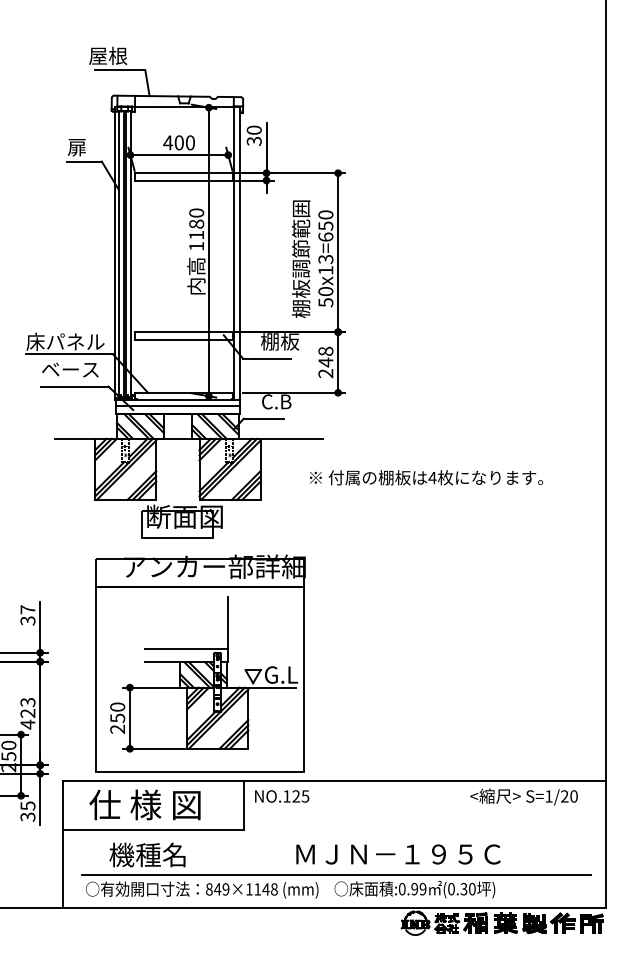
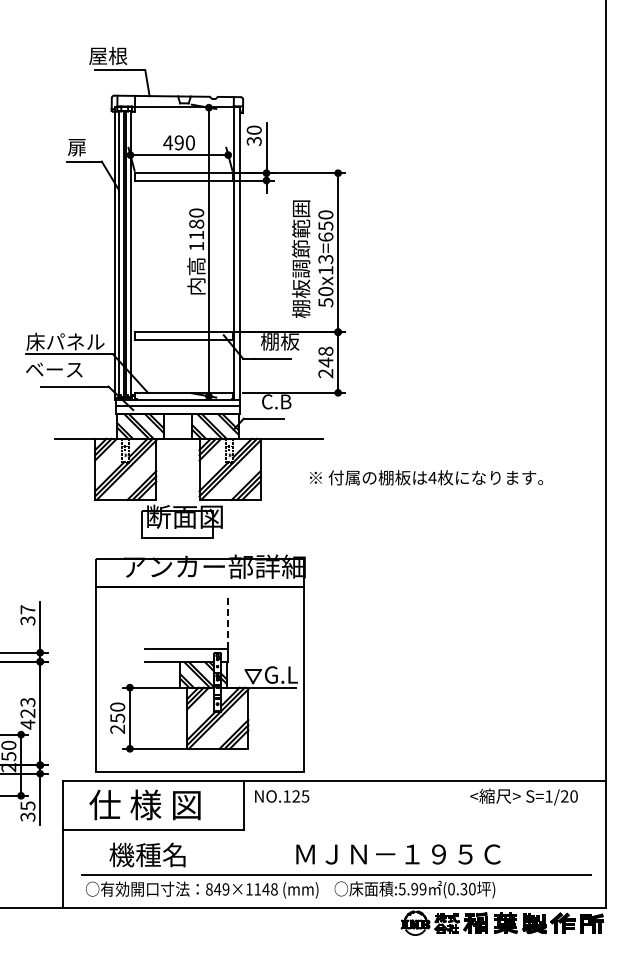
text: 400 -> 490 (178, 142)
text position: (70, 369) -> (54, 369) (54, 369)
line: solid -> dashed (228, 622)
text: :0.99 -> :5.99 (401, 888)
